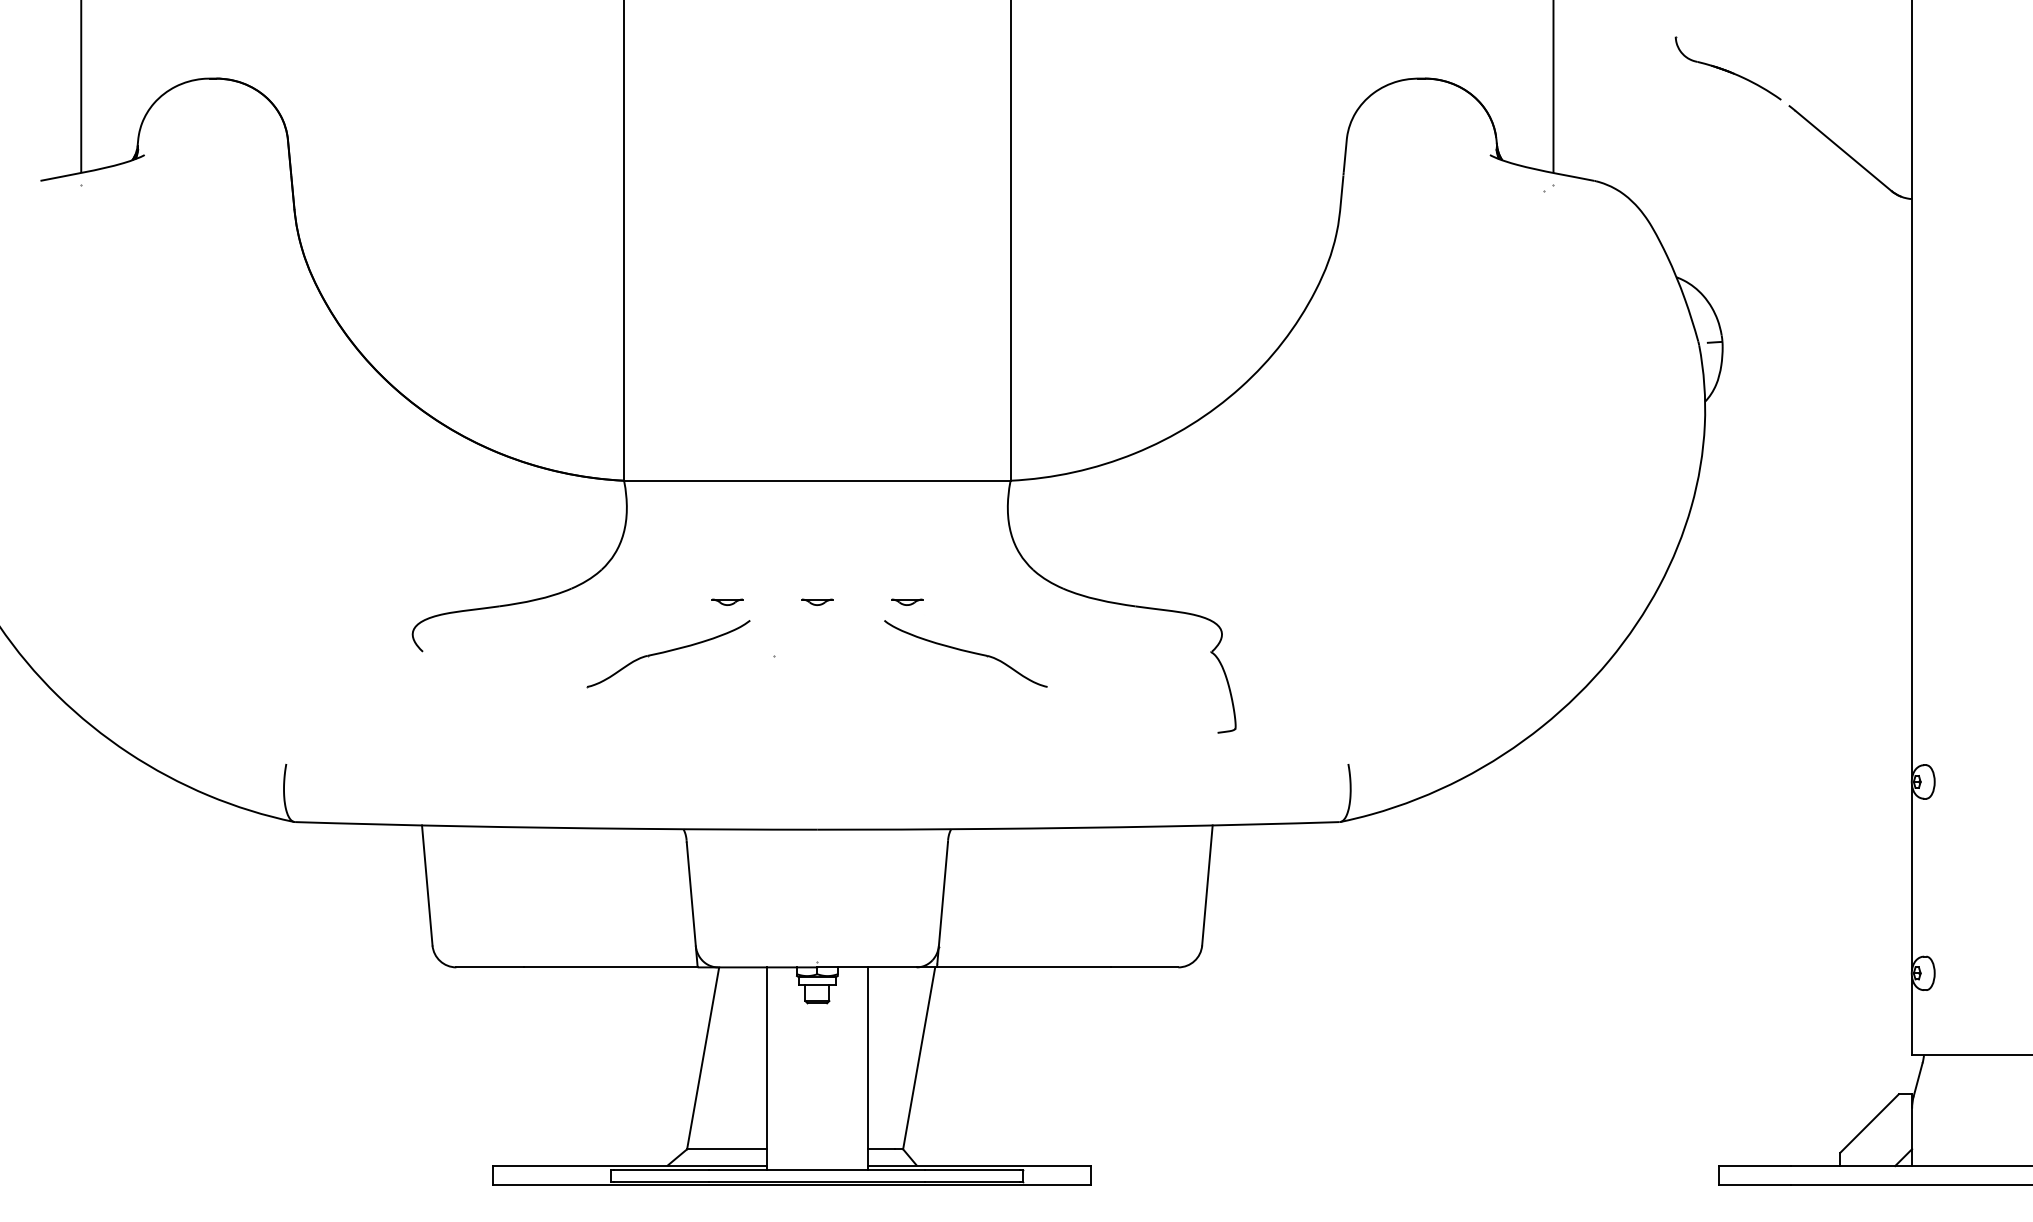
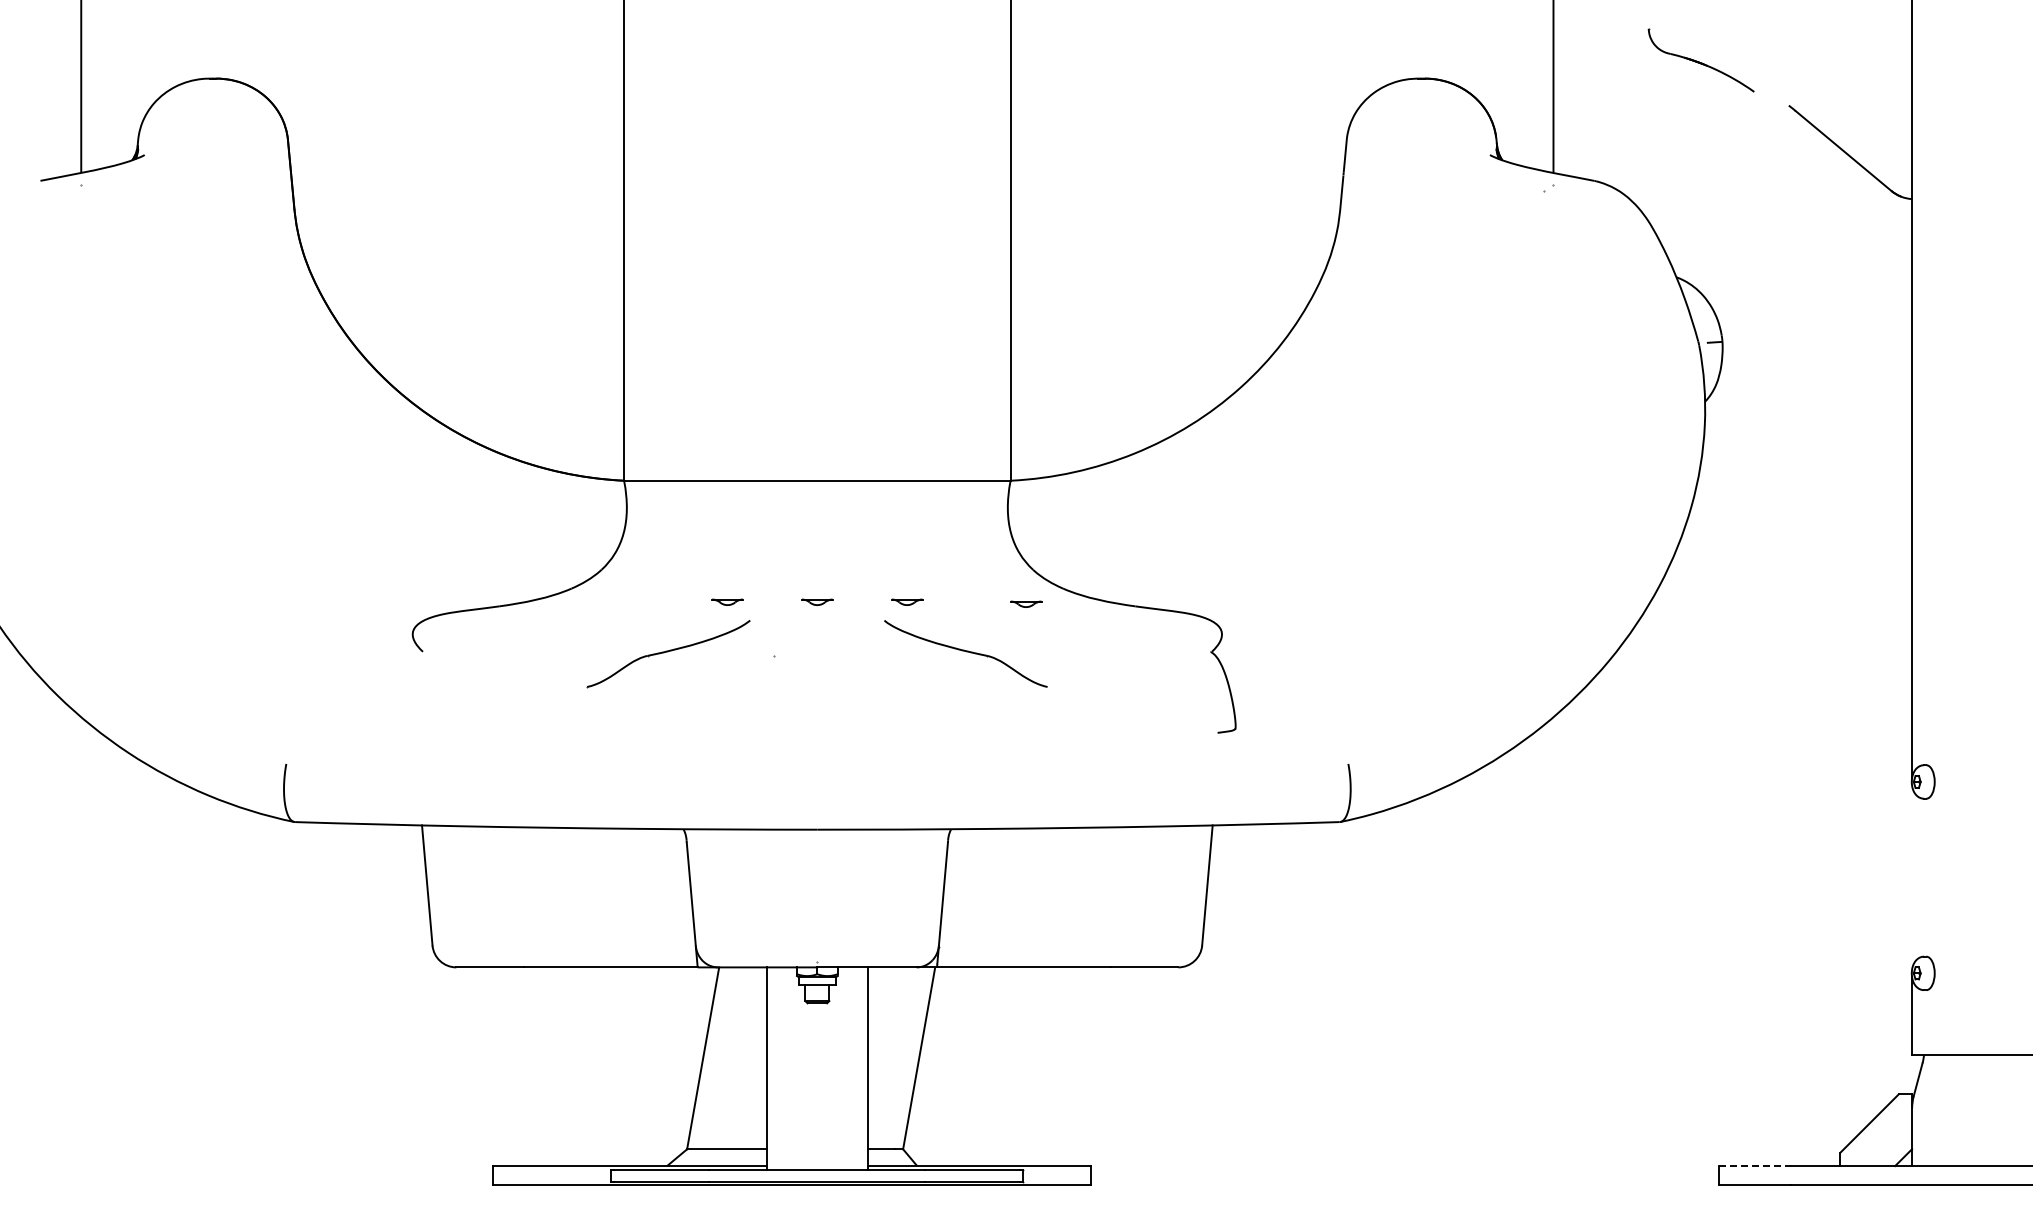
part position: (1727, 68) -> (1700, 60) (1700, 60)
part: none -> present (1026, 603)
line: present -> none (1912, 877)
line: solid -> dashed (1755, 1166)
